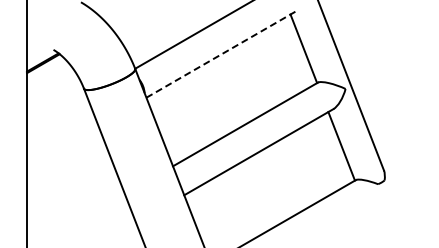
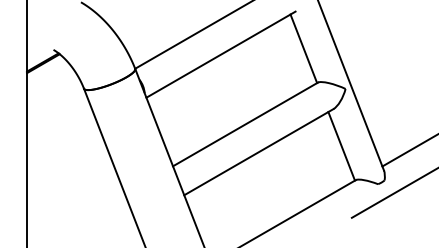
line: dashed -> solid (221, 54)
line: none -> present (408, 150)
line: none -> present (393, 193)
